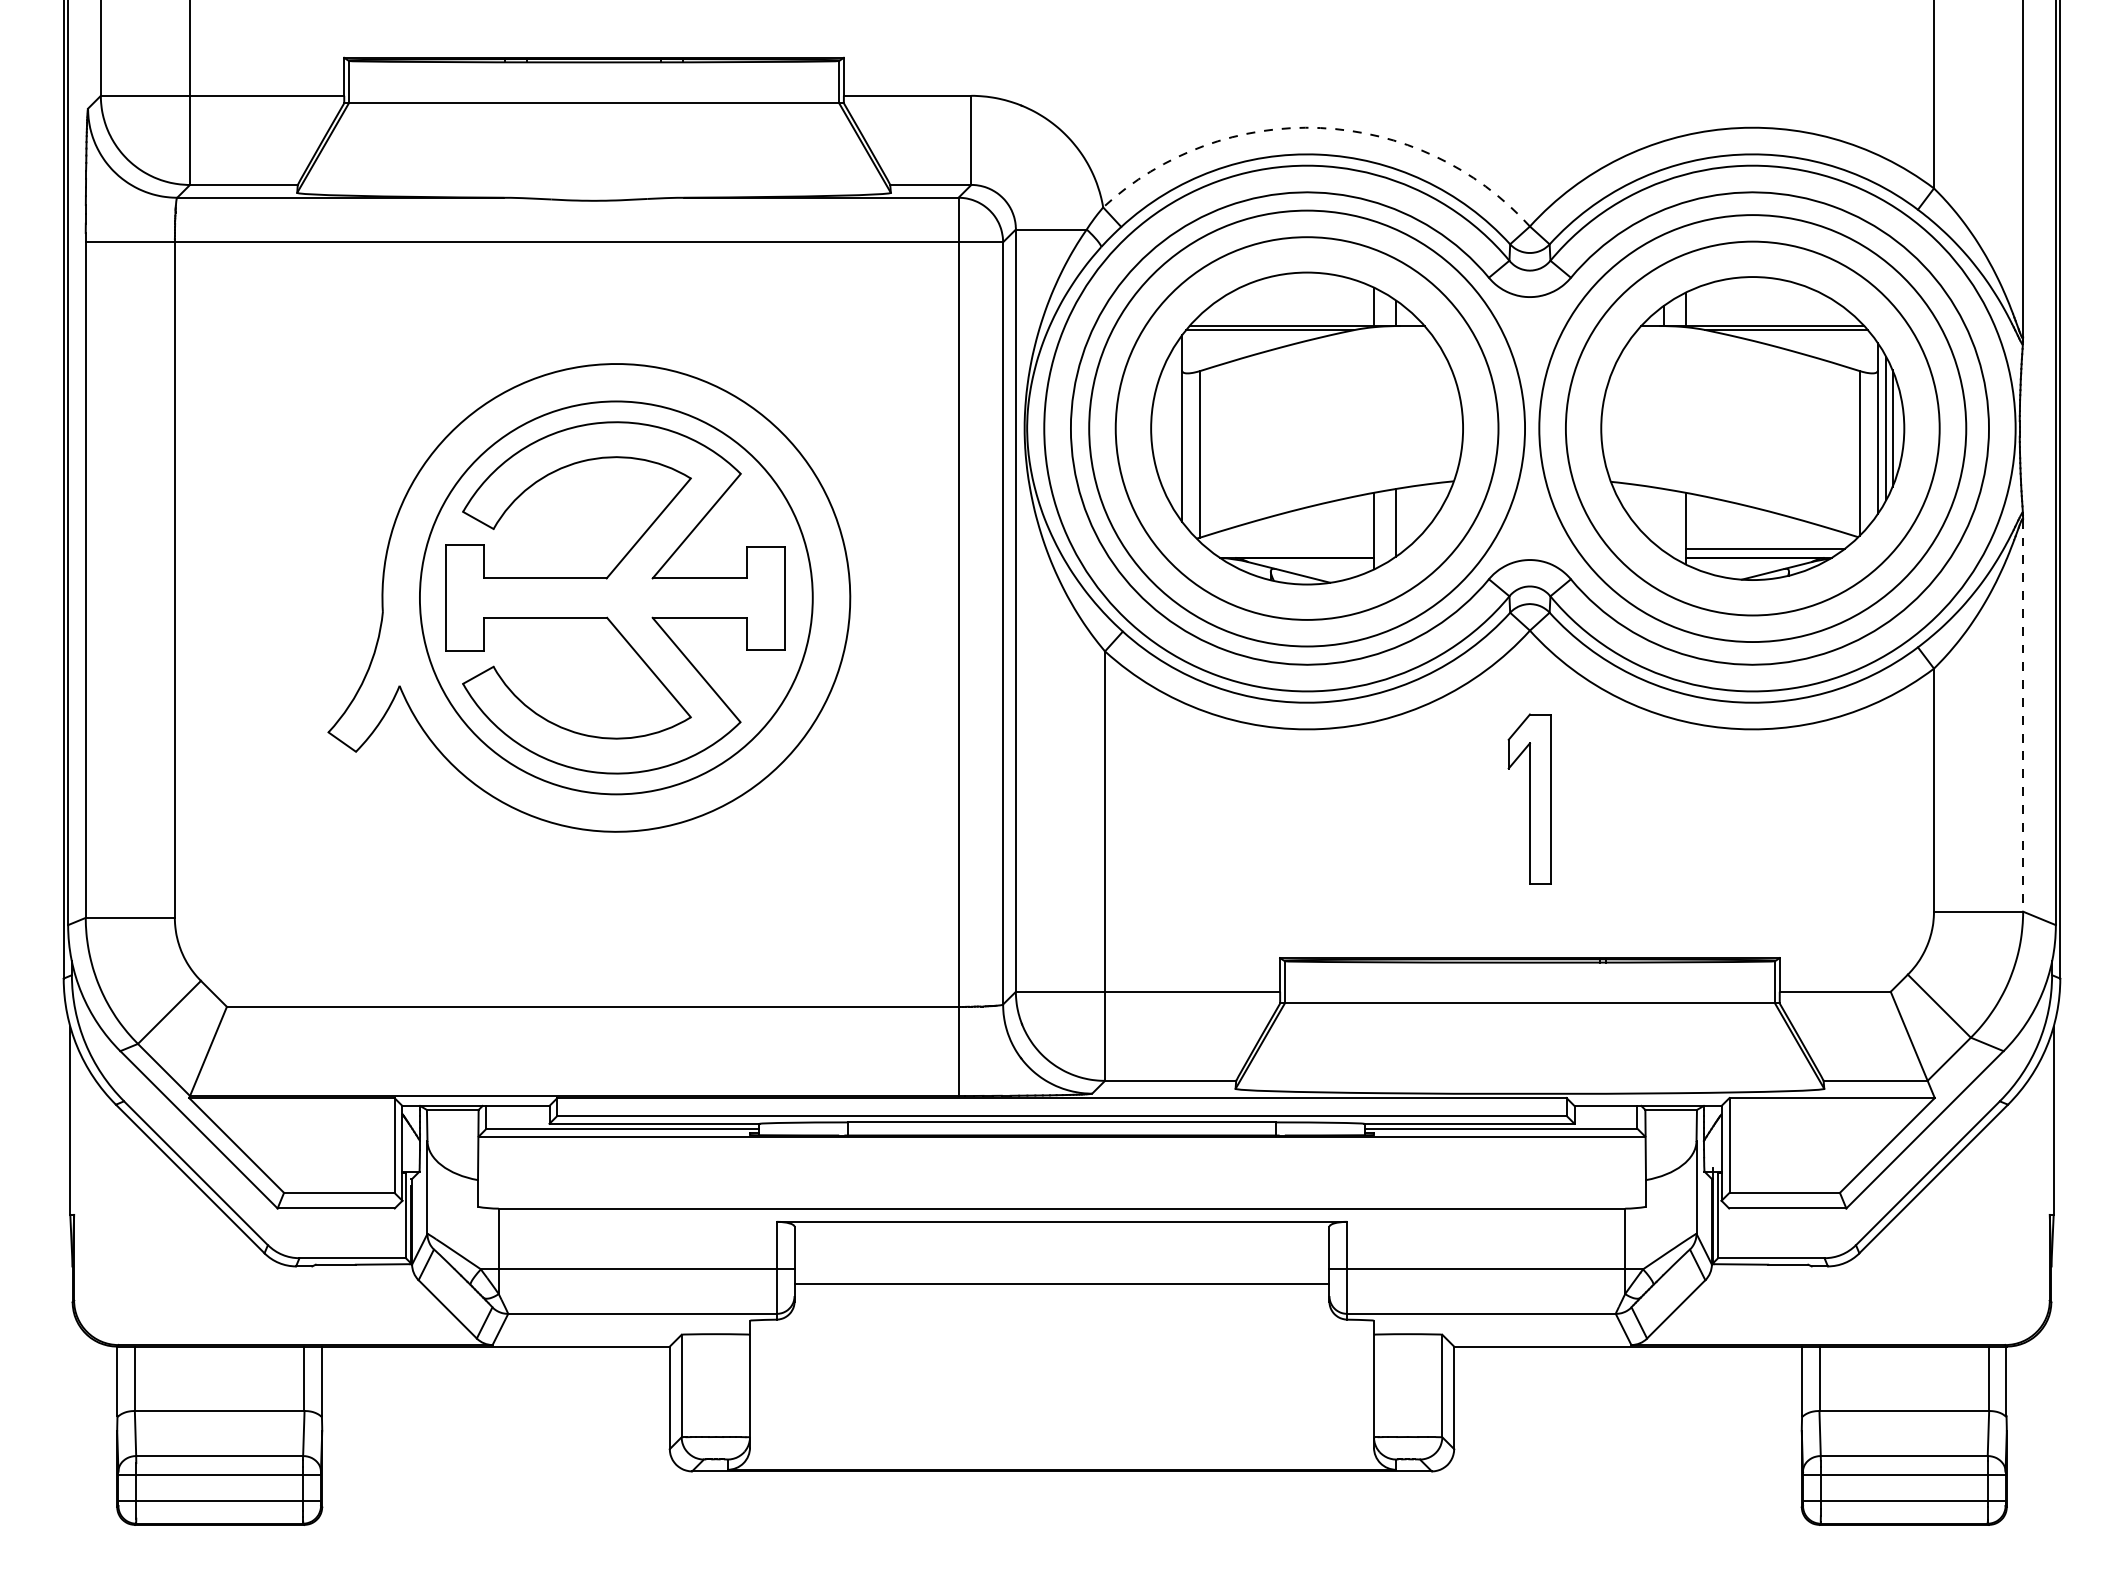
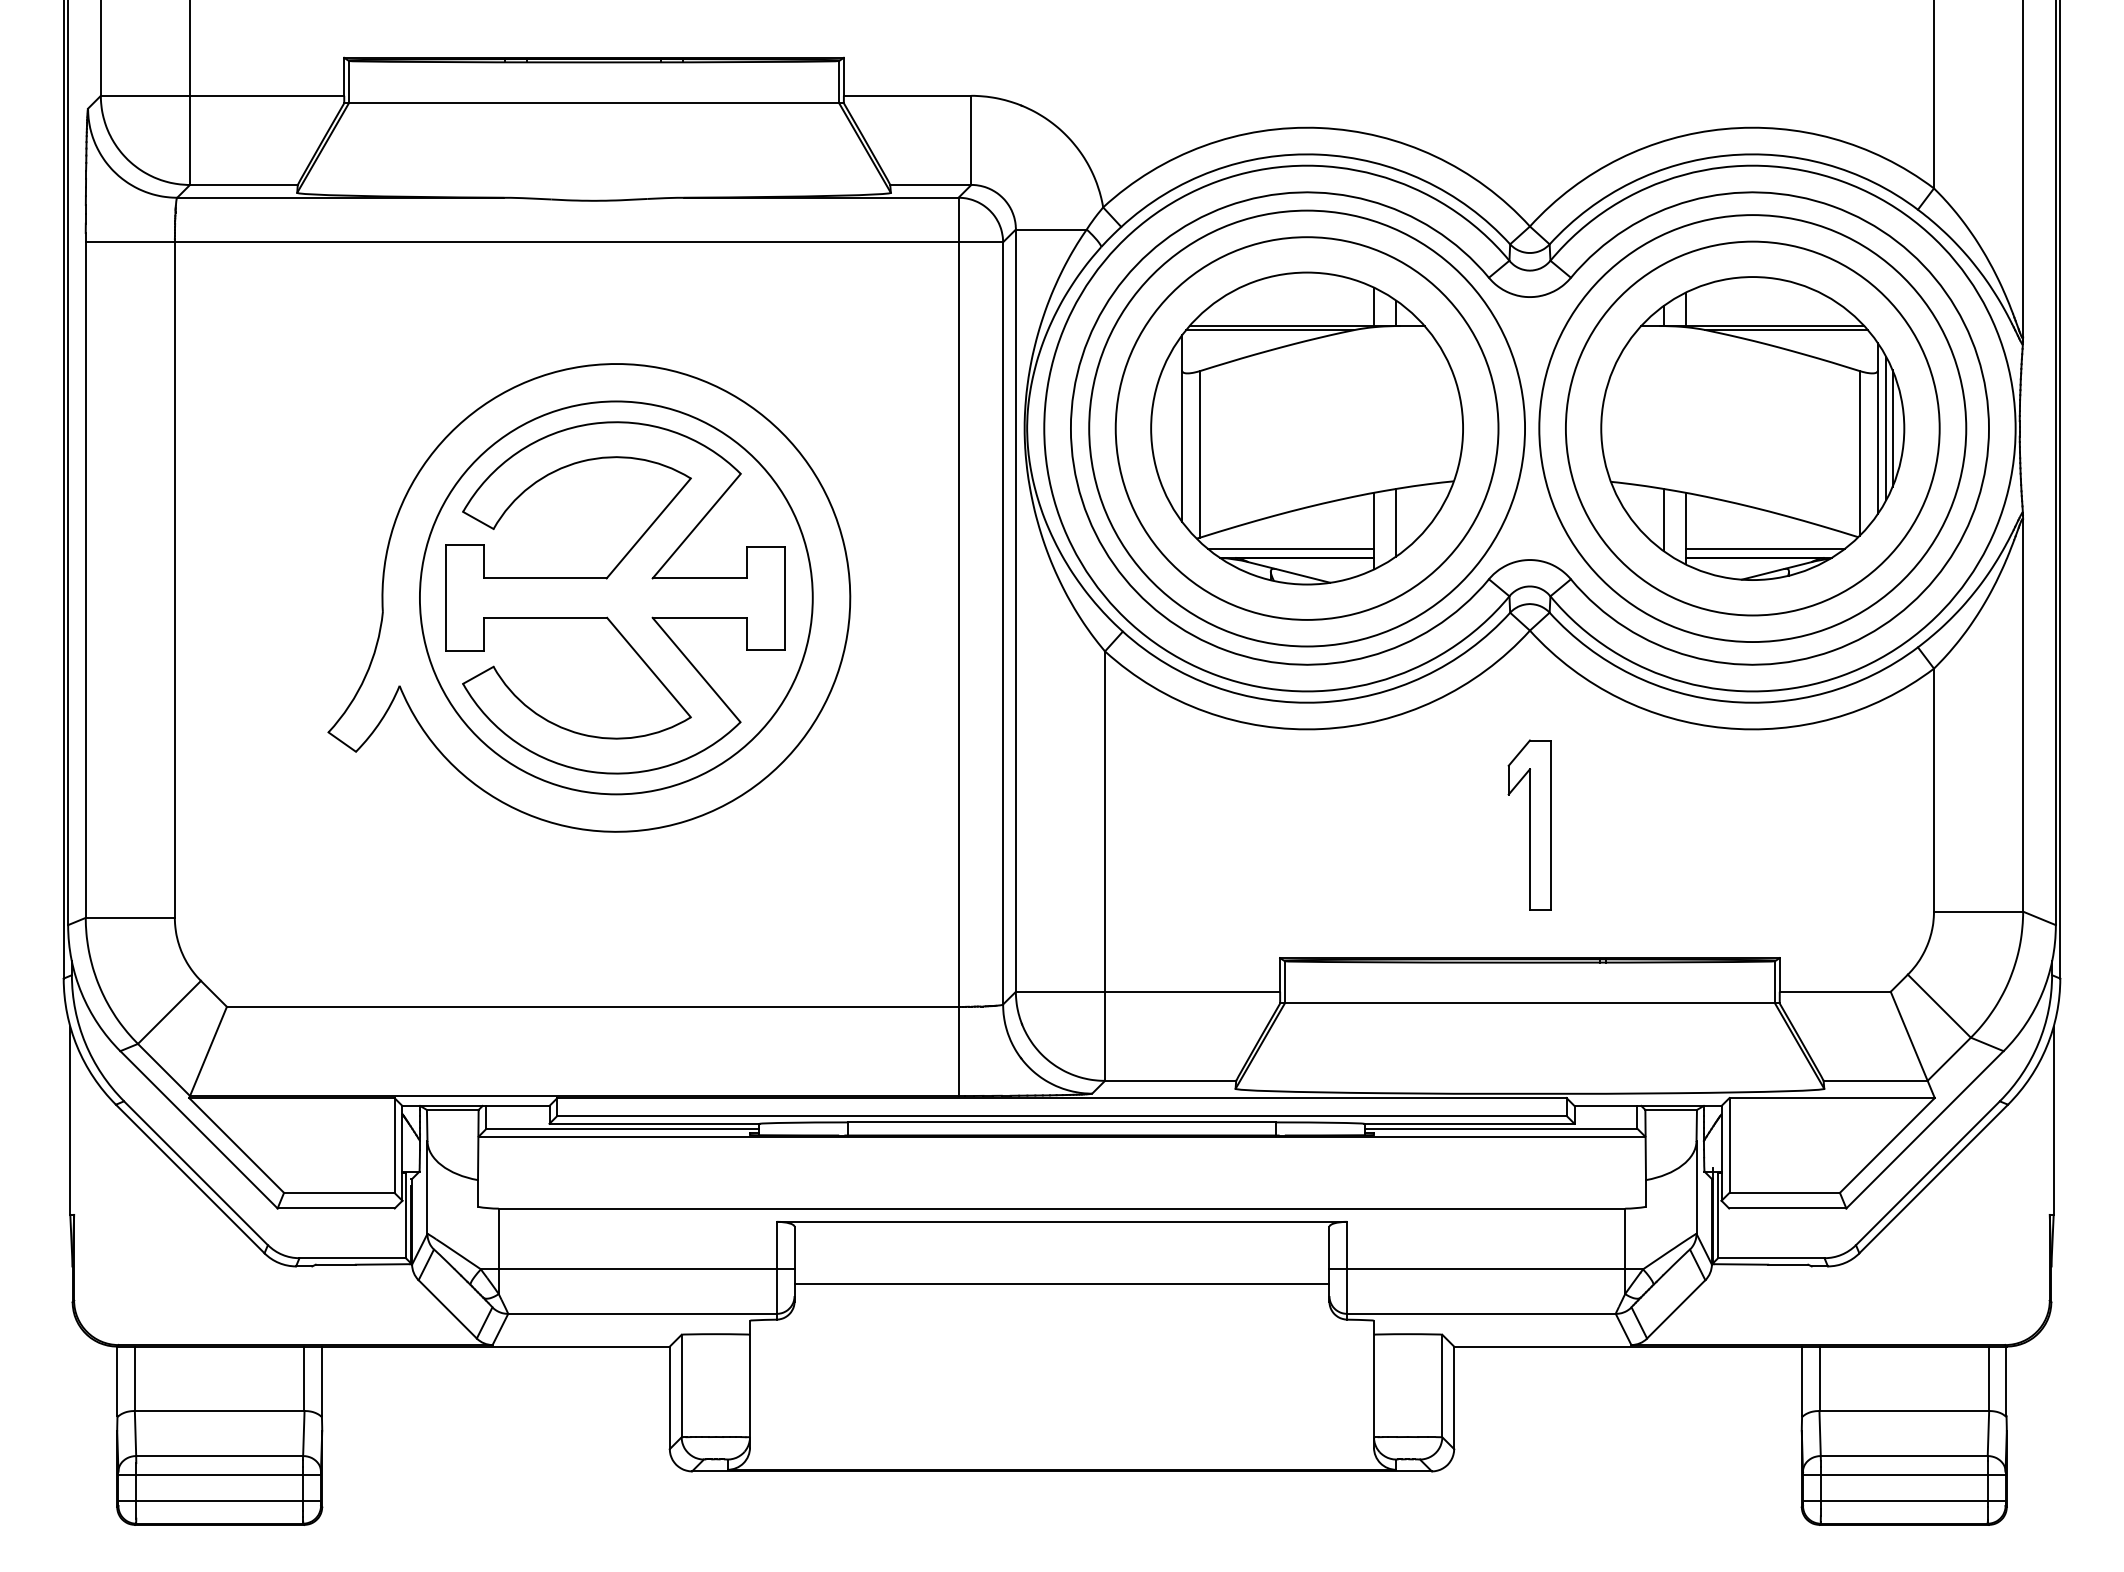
arc: dashed -> solid (1320, 128)
line: none -> present (1663, 519)
line: none -> present (1290, 548)
line: dashed -> solid (2023, 715)
part position: (1529, 798) -> (1529, 824) (1529, 824)
